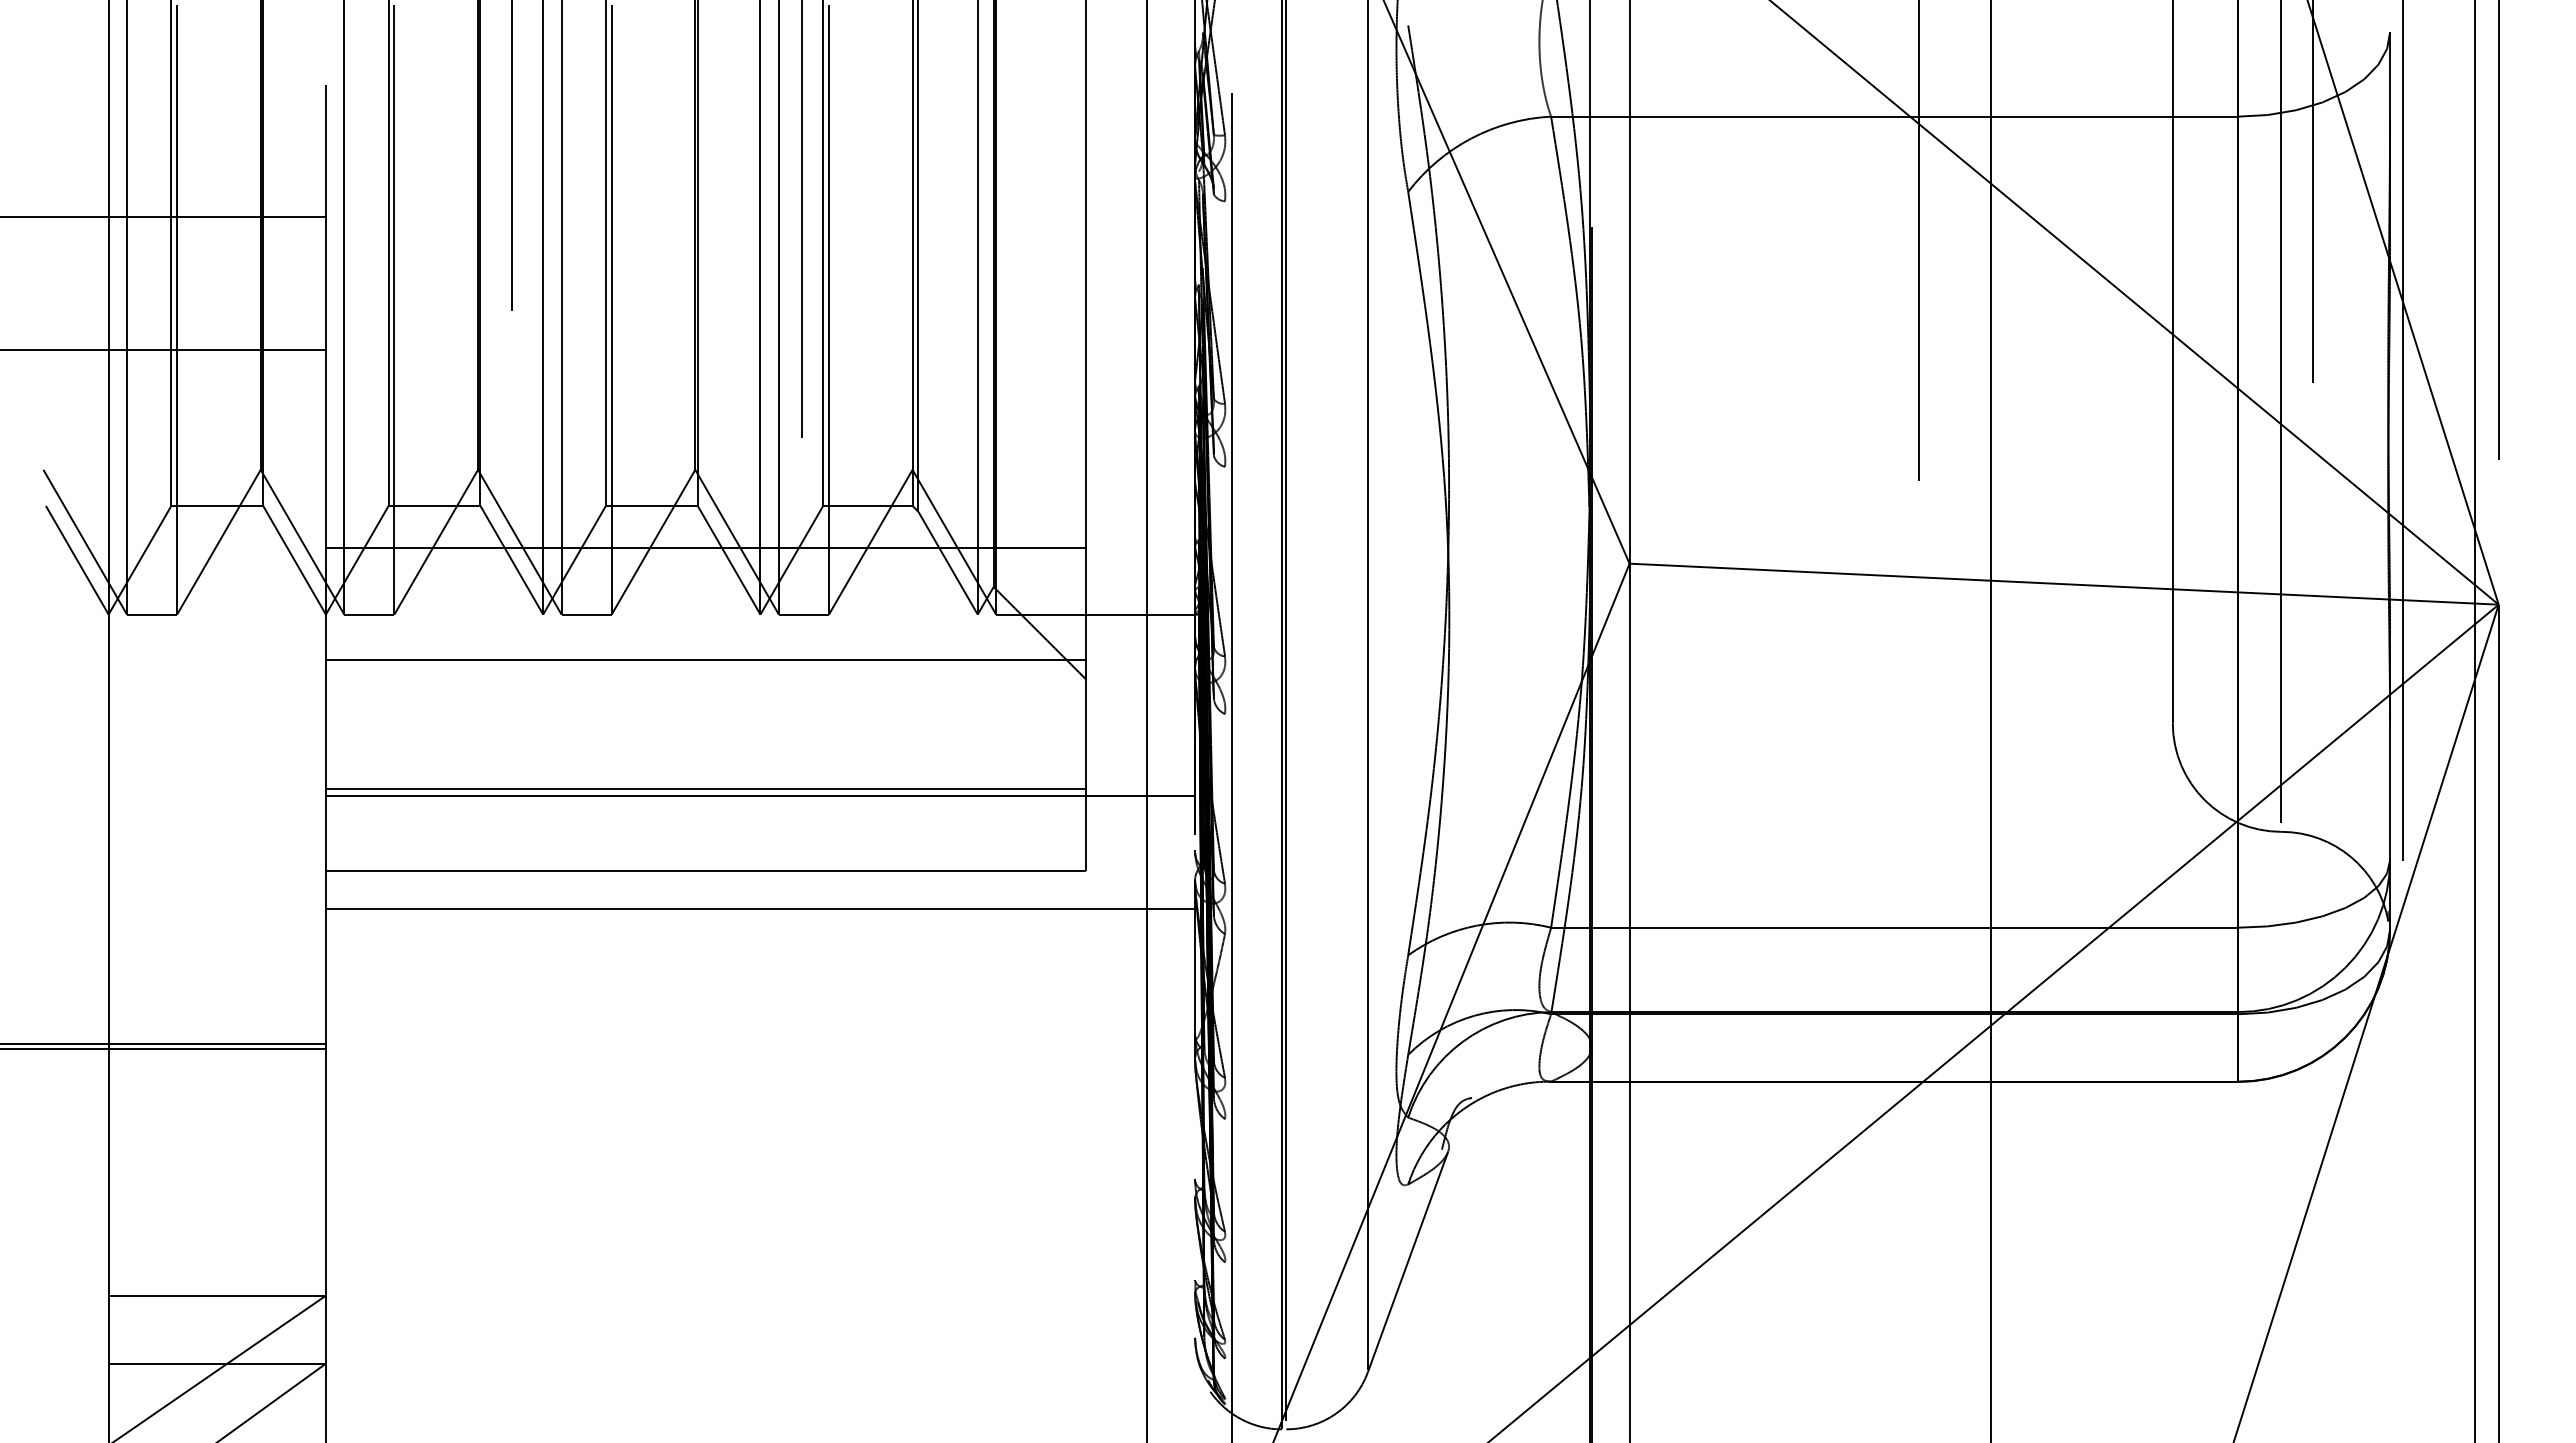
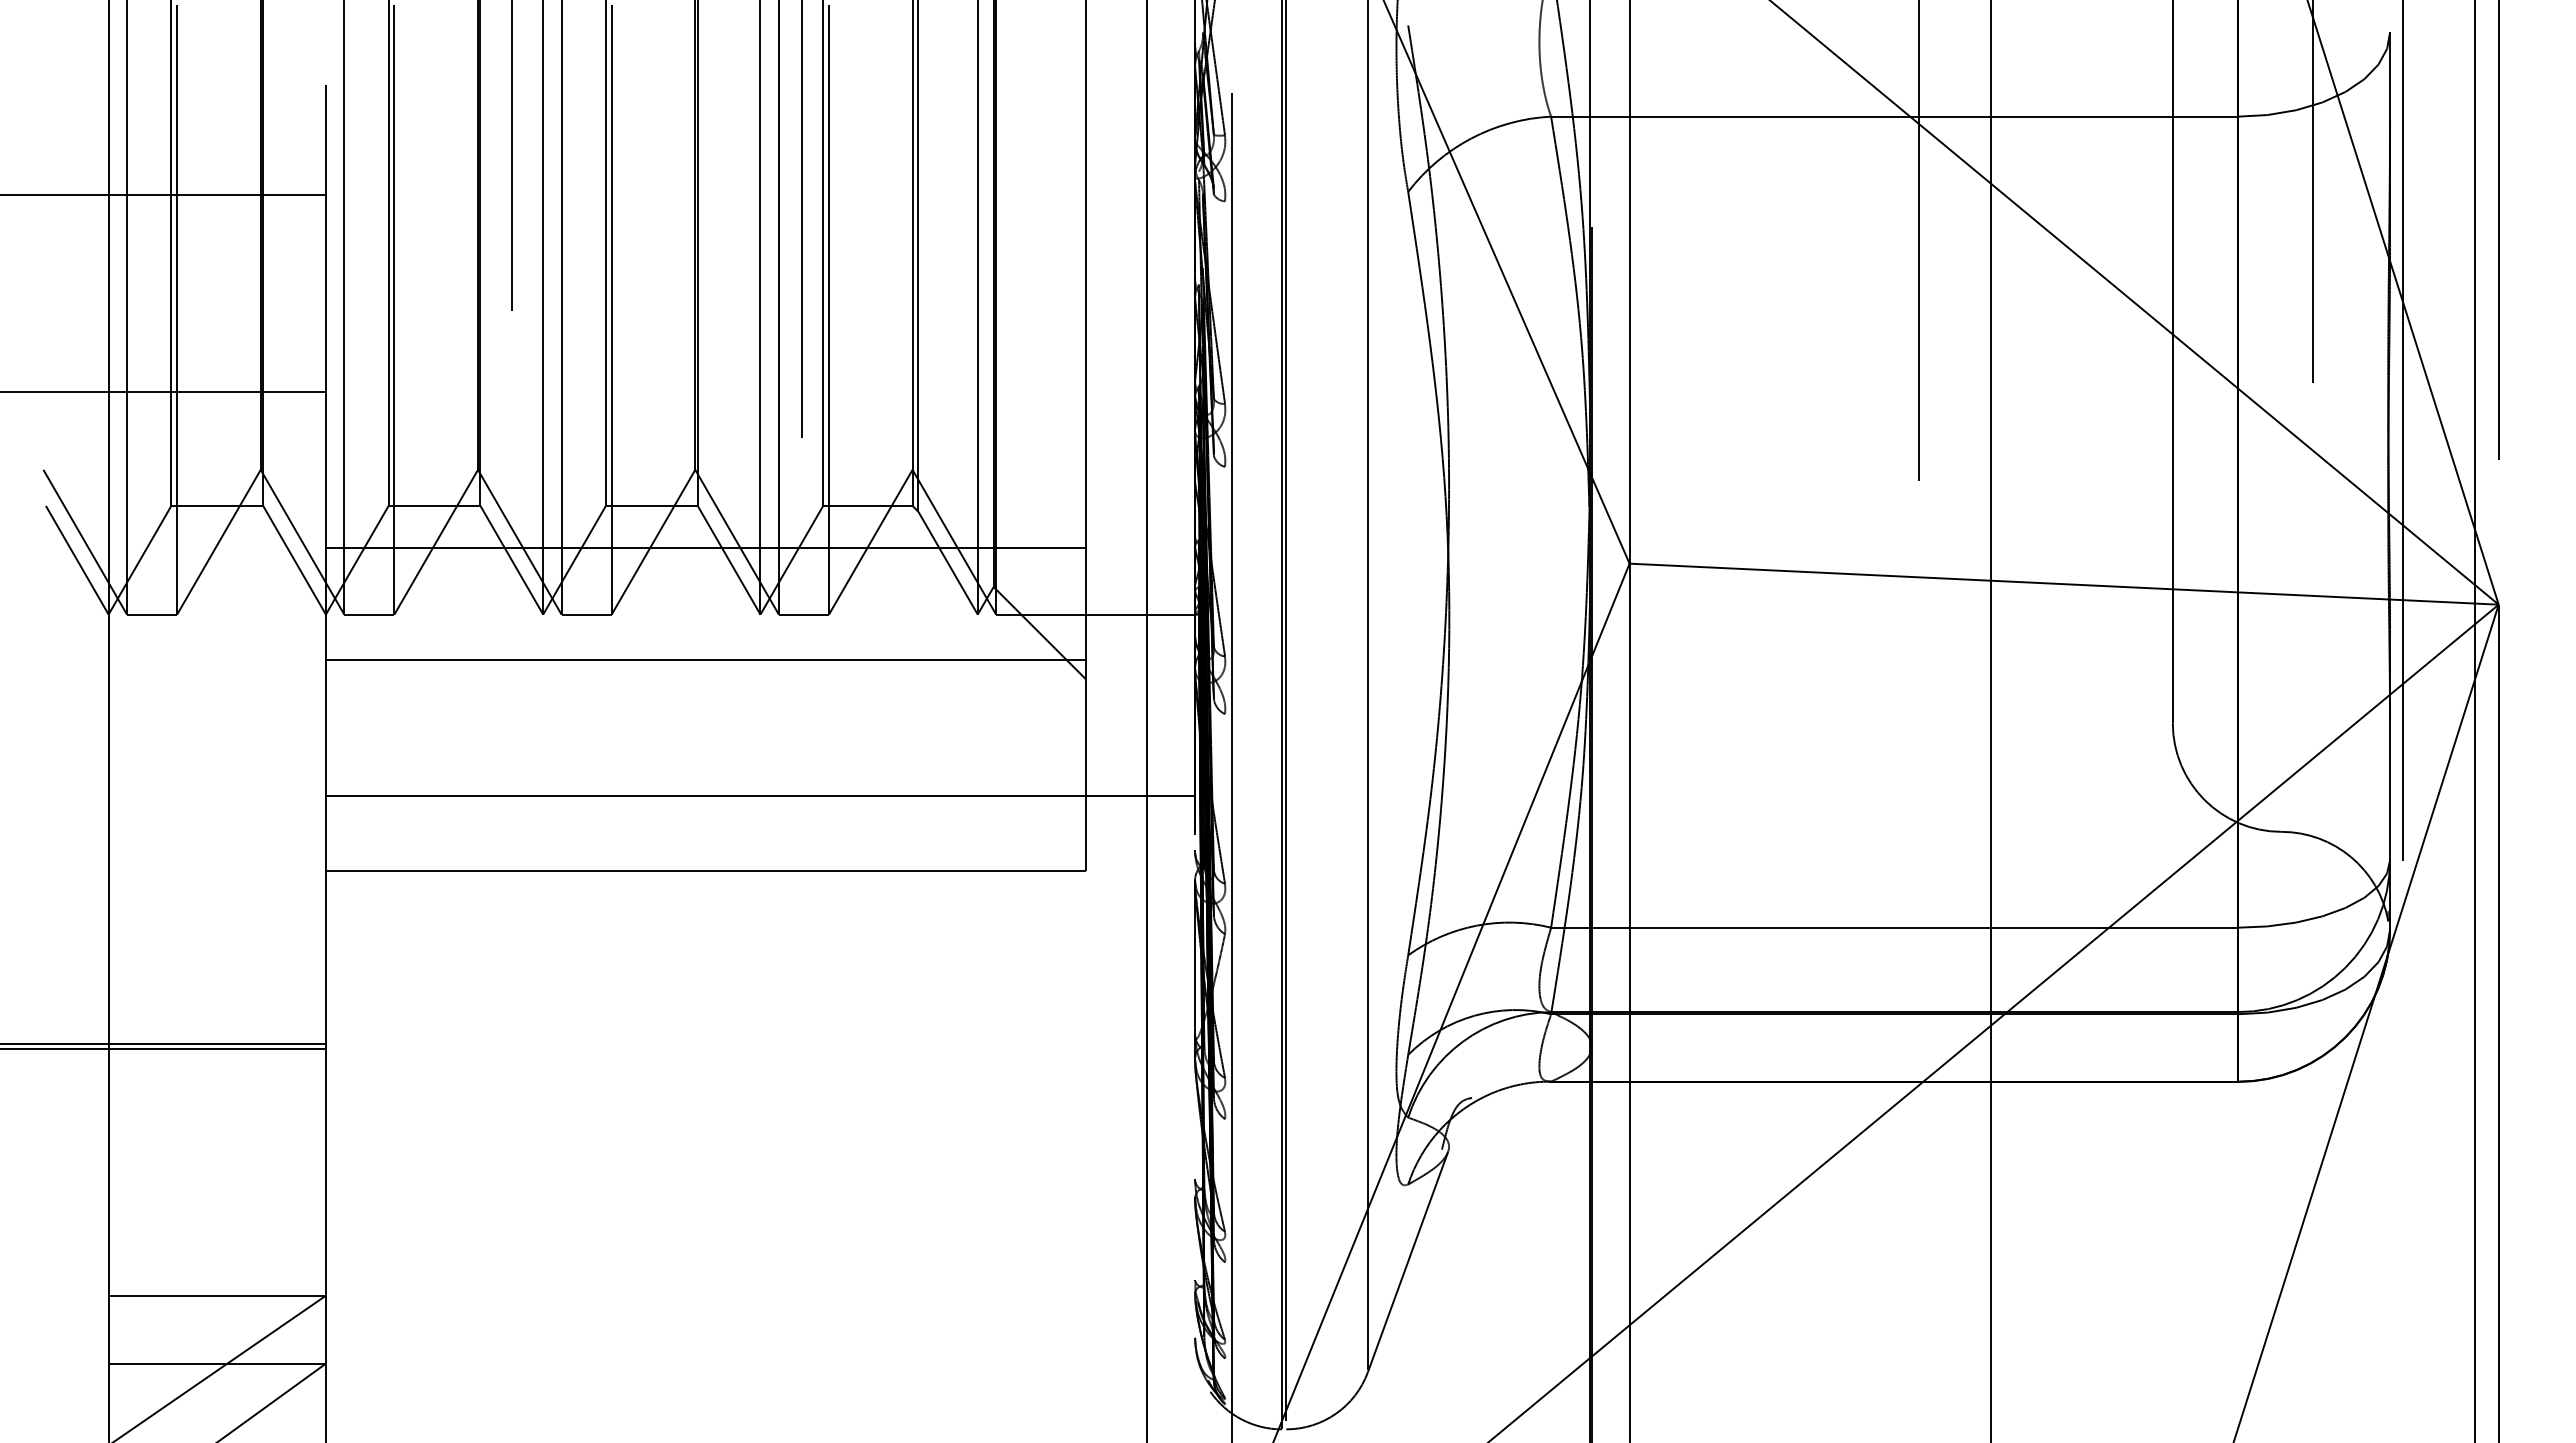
line position: (163, 216) -> (163, 194) (163, 194)
line position: (163, 350) -> (163, 392) (163, 392)
line: present -> none (2281, 412)
line: present -> none (705, 788)
line: present -> none (760, 909)
